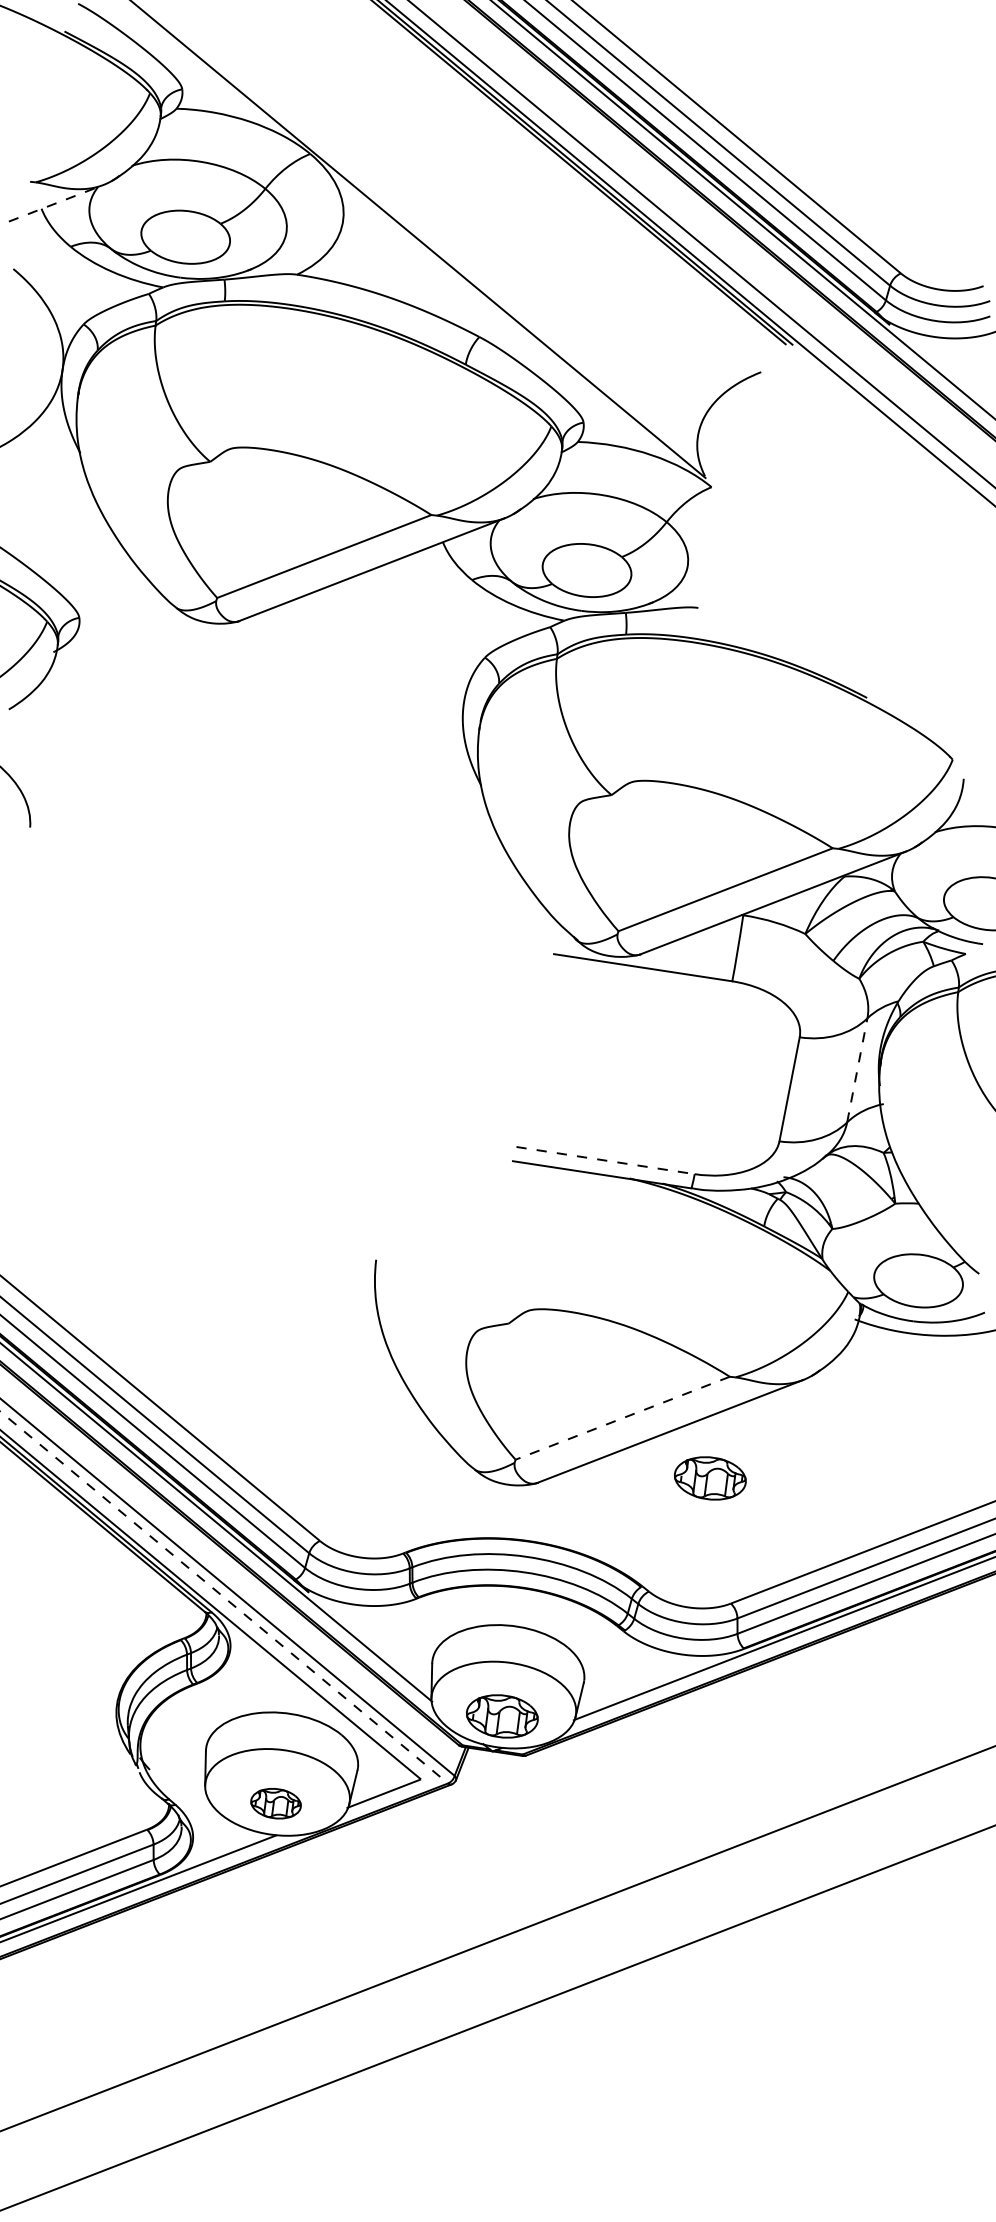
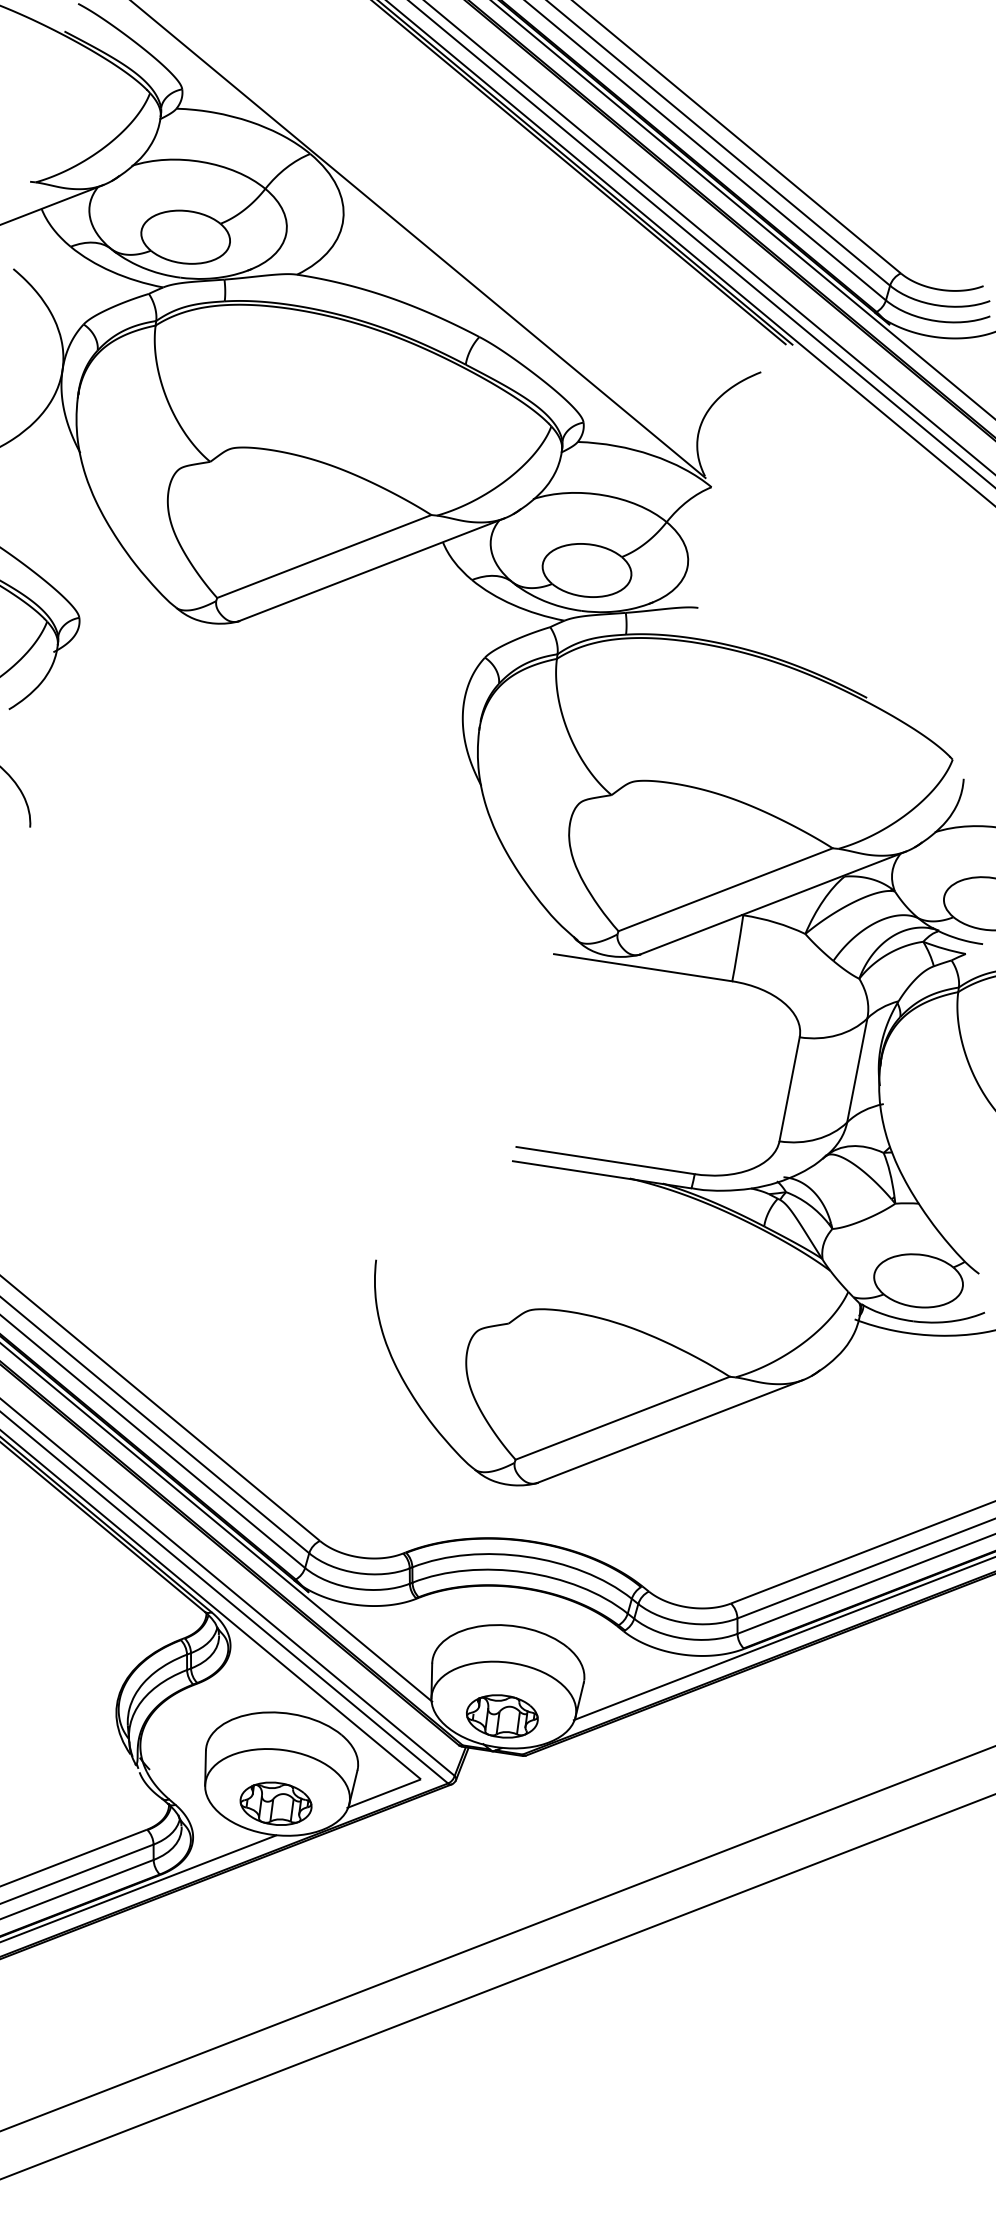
line: dashed -> solid (52, 204)
line: none -> present (709, 237)
line: dashed -> solid (857, 1070)
line: dashed -> solid (606, 1160)
line: dashed -> solid (622, 1418)
part: present -> none (710, 1478)
line: dashed -> solid (224, 1597)
part size: 52x32 px -> 74x45 px (275, 1803)
line position: (497, 2017) -> (497, 1986) (497, 1986)
